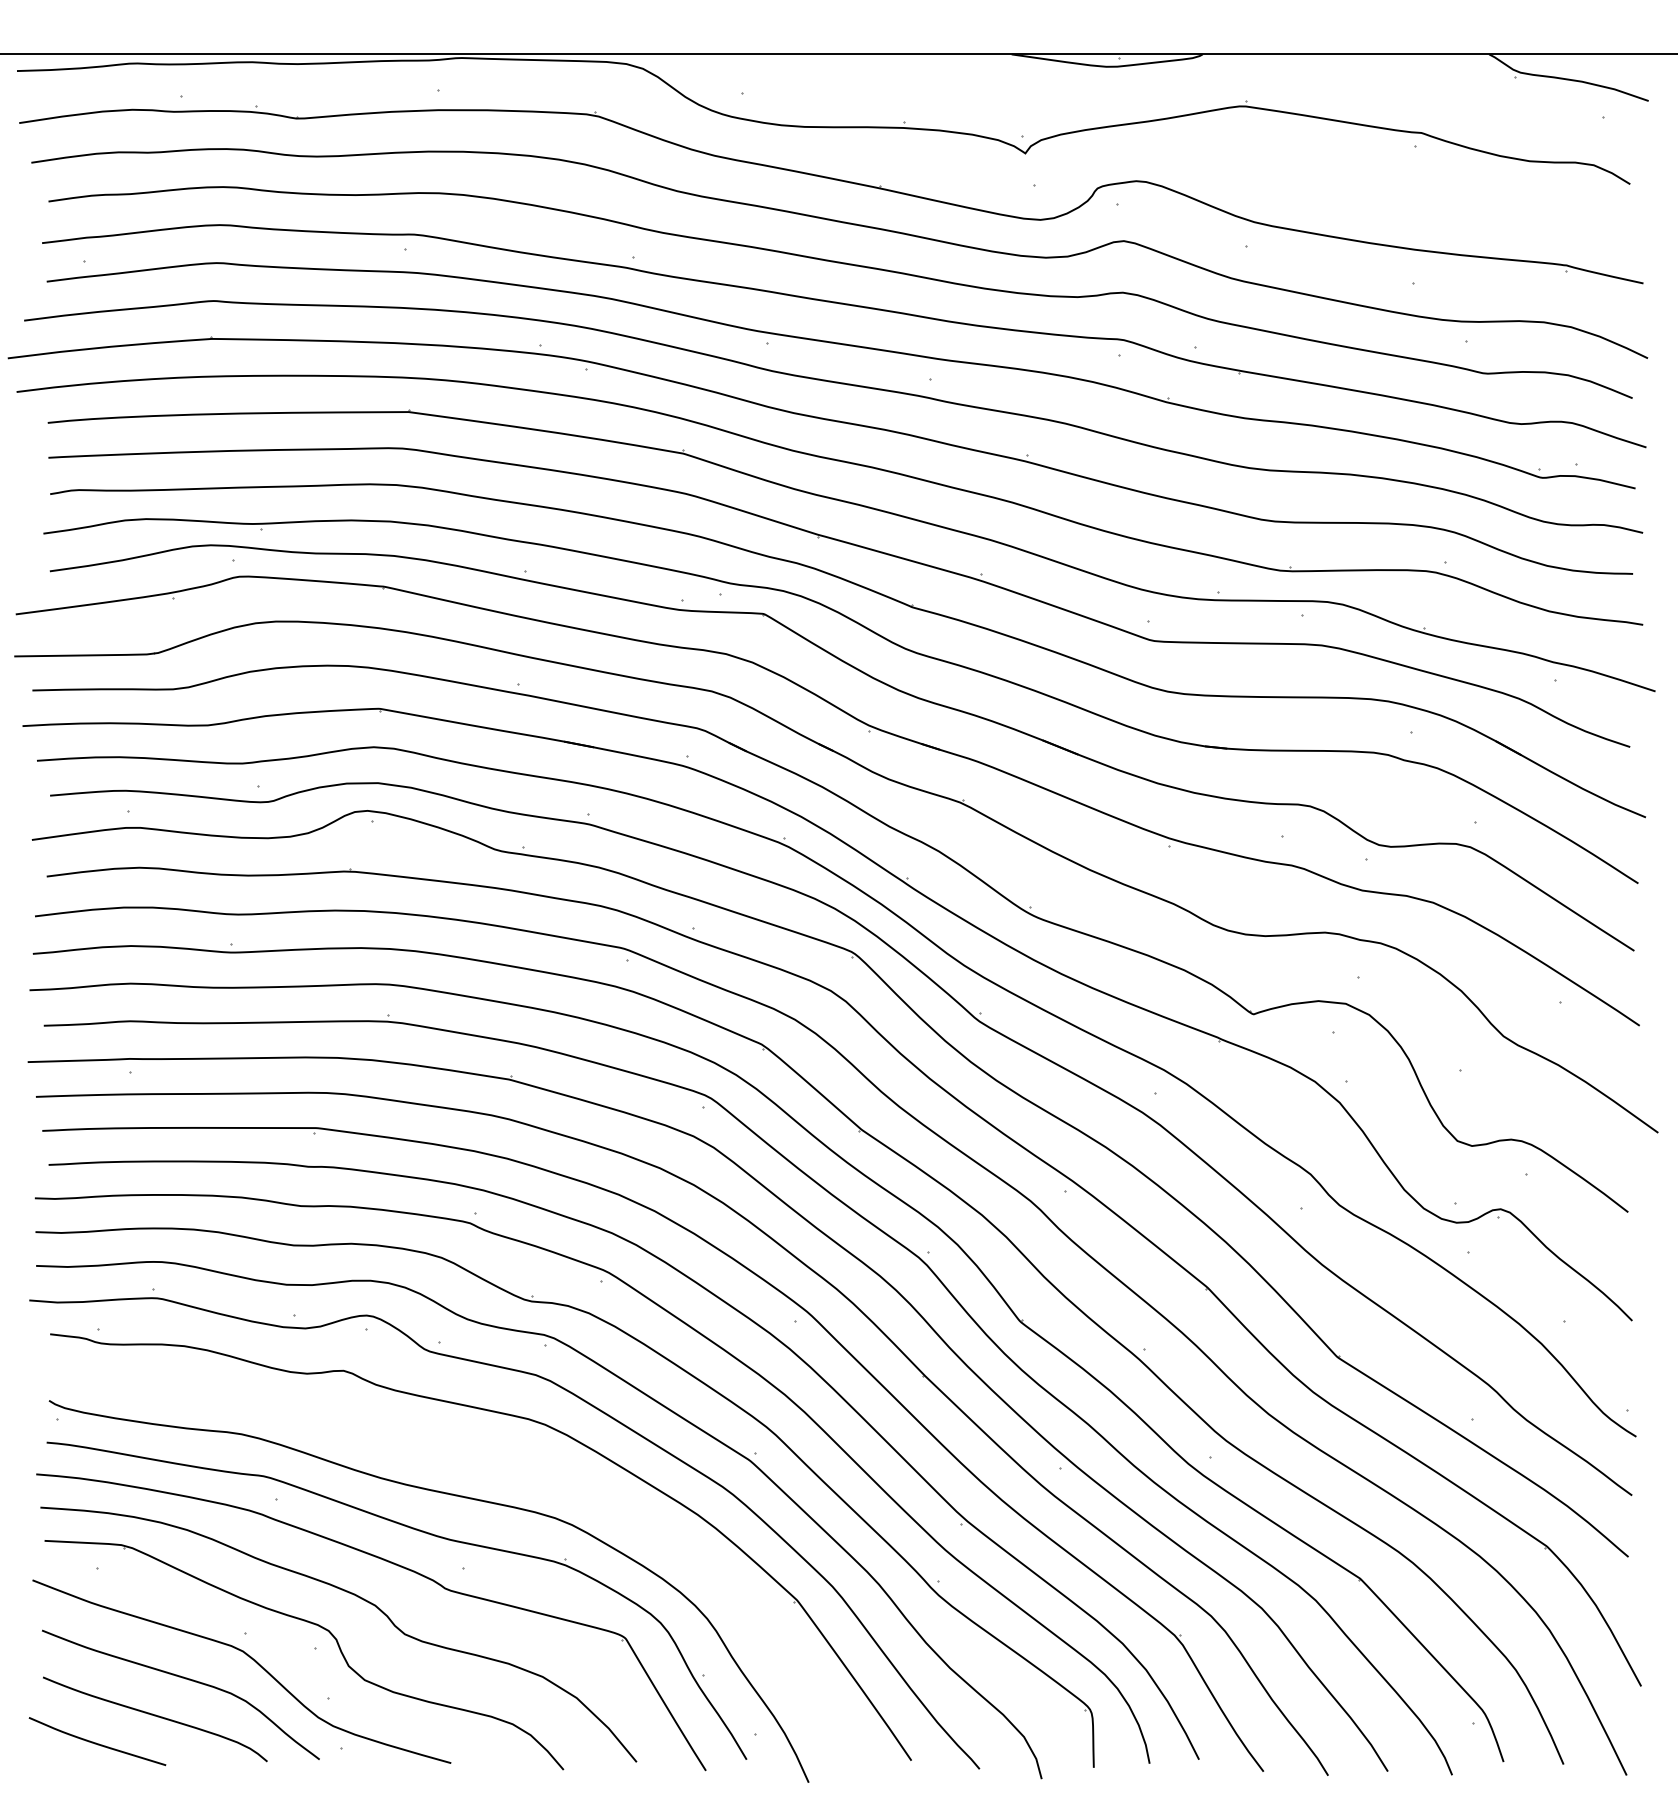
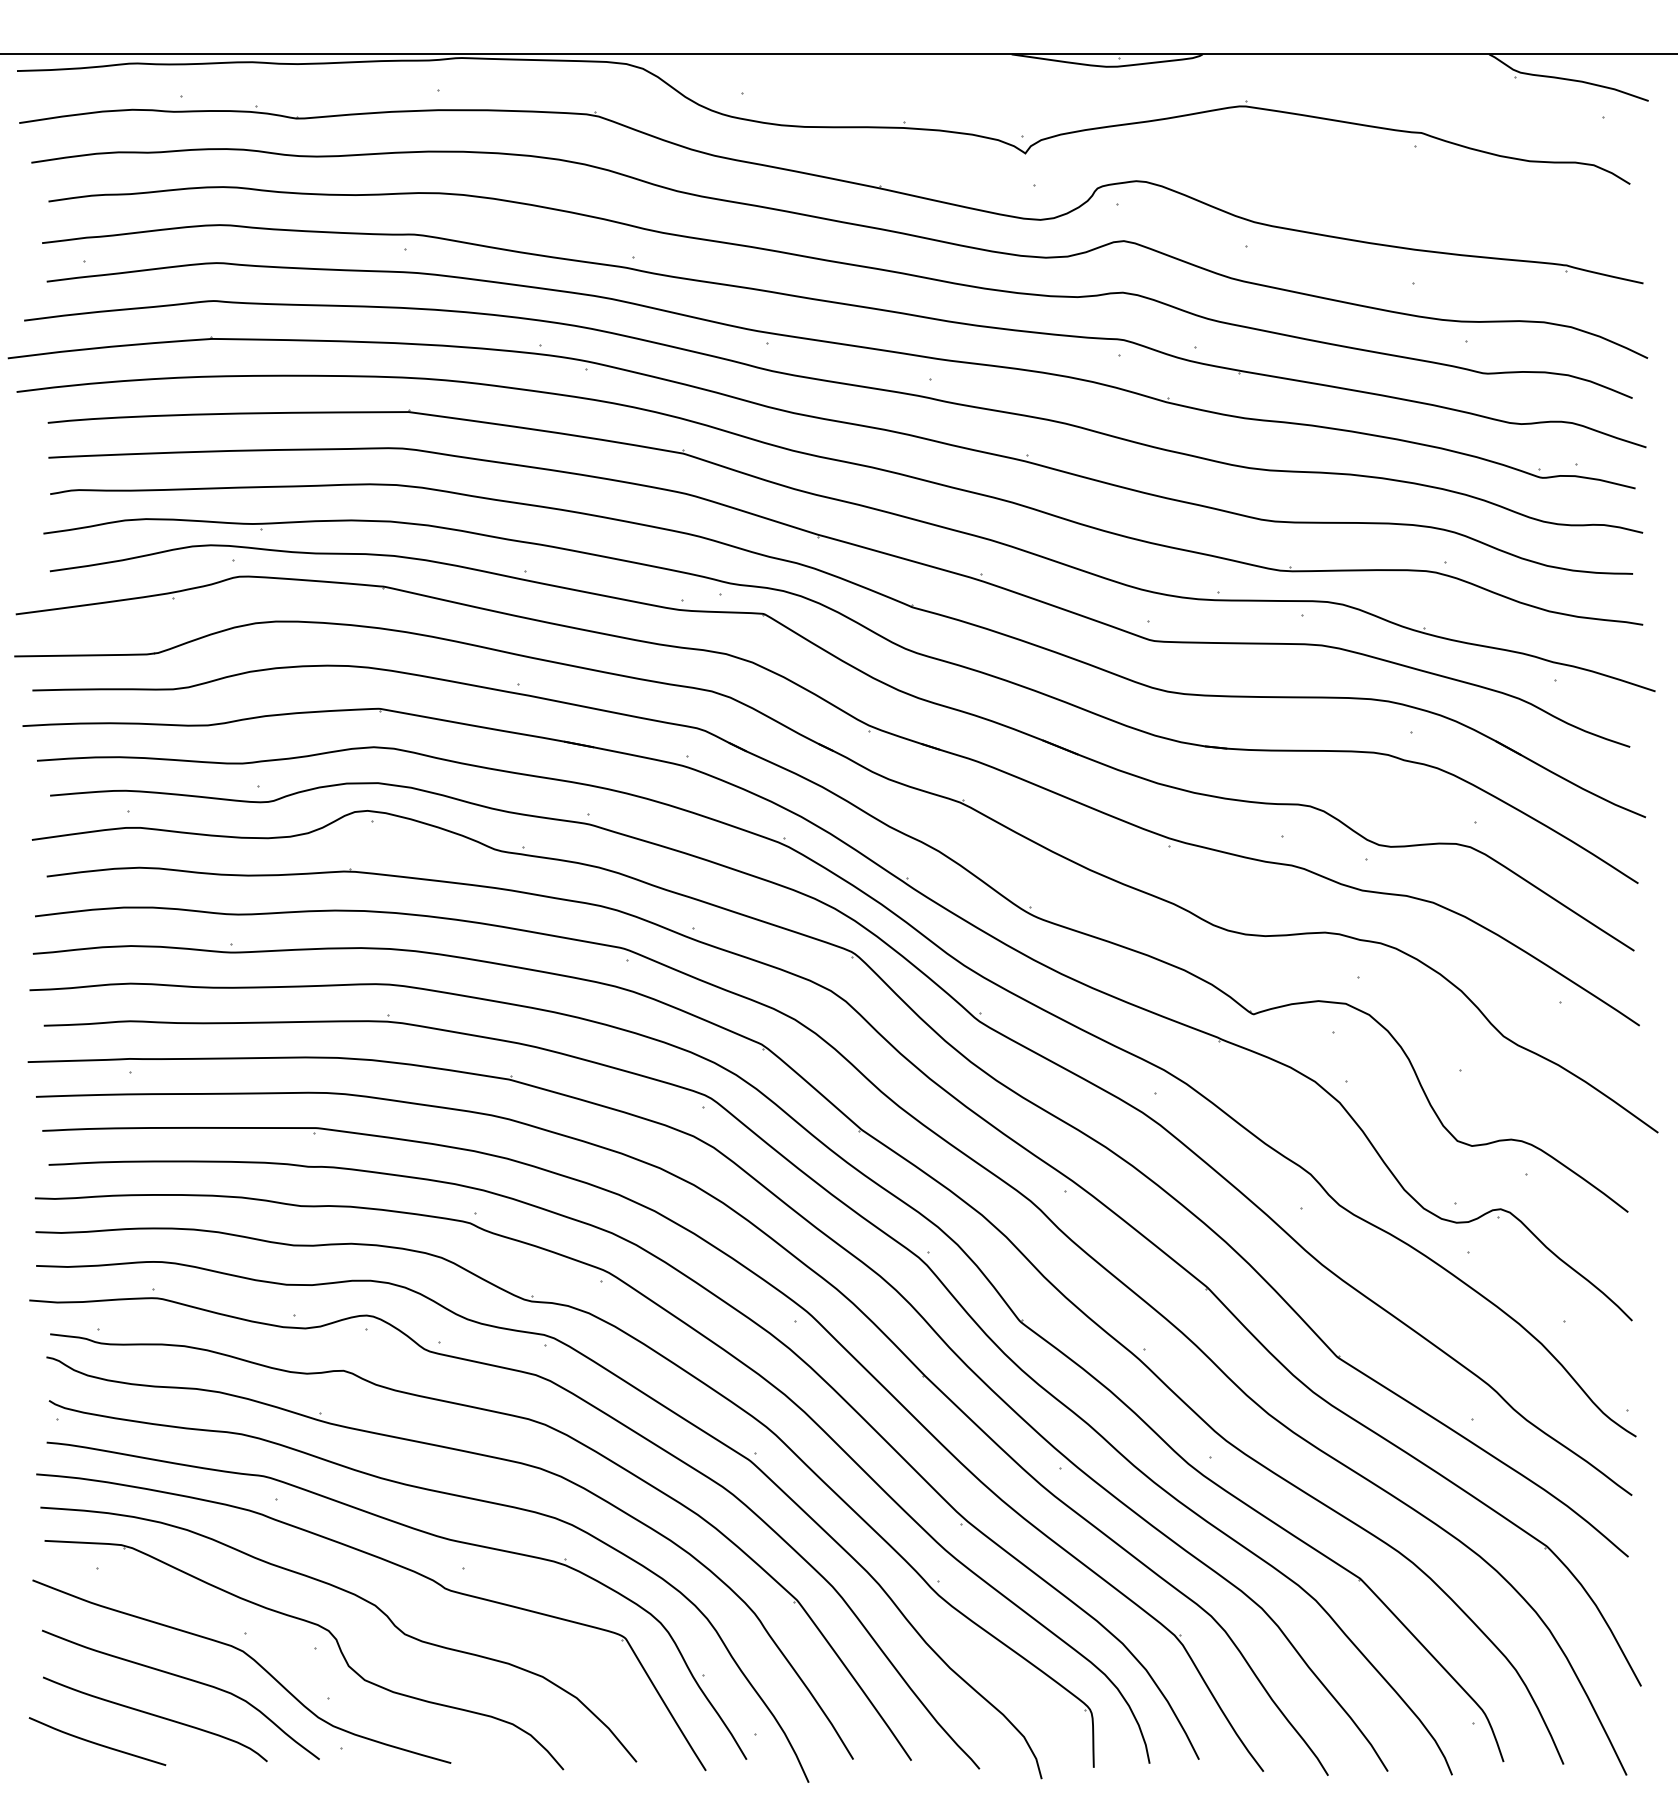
part: none -> present (469, 1453)
